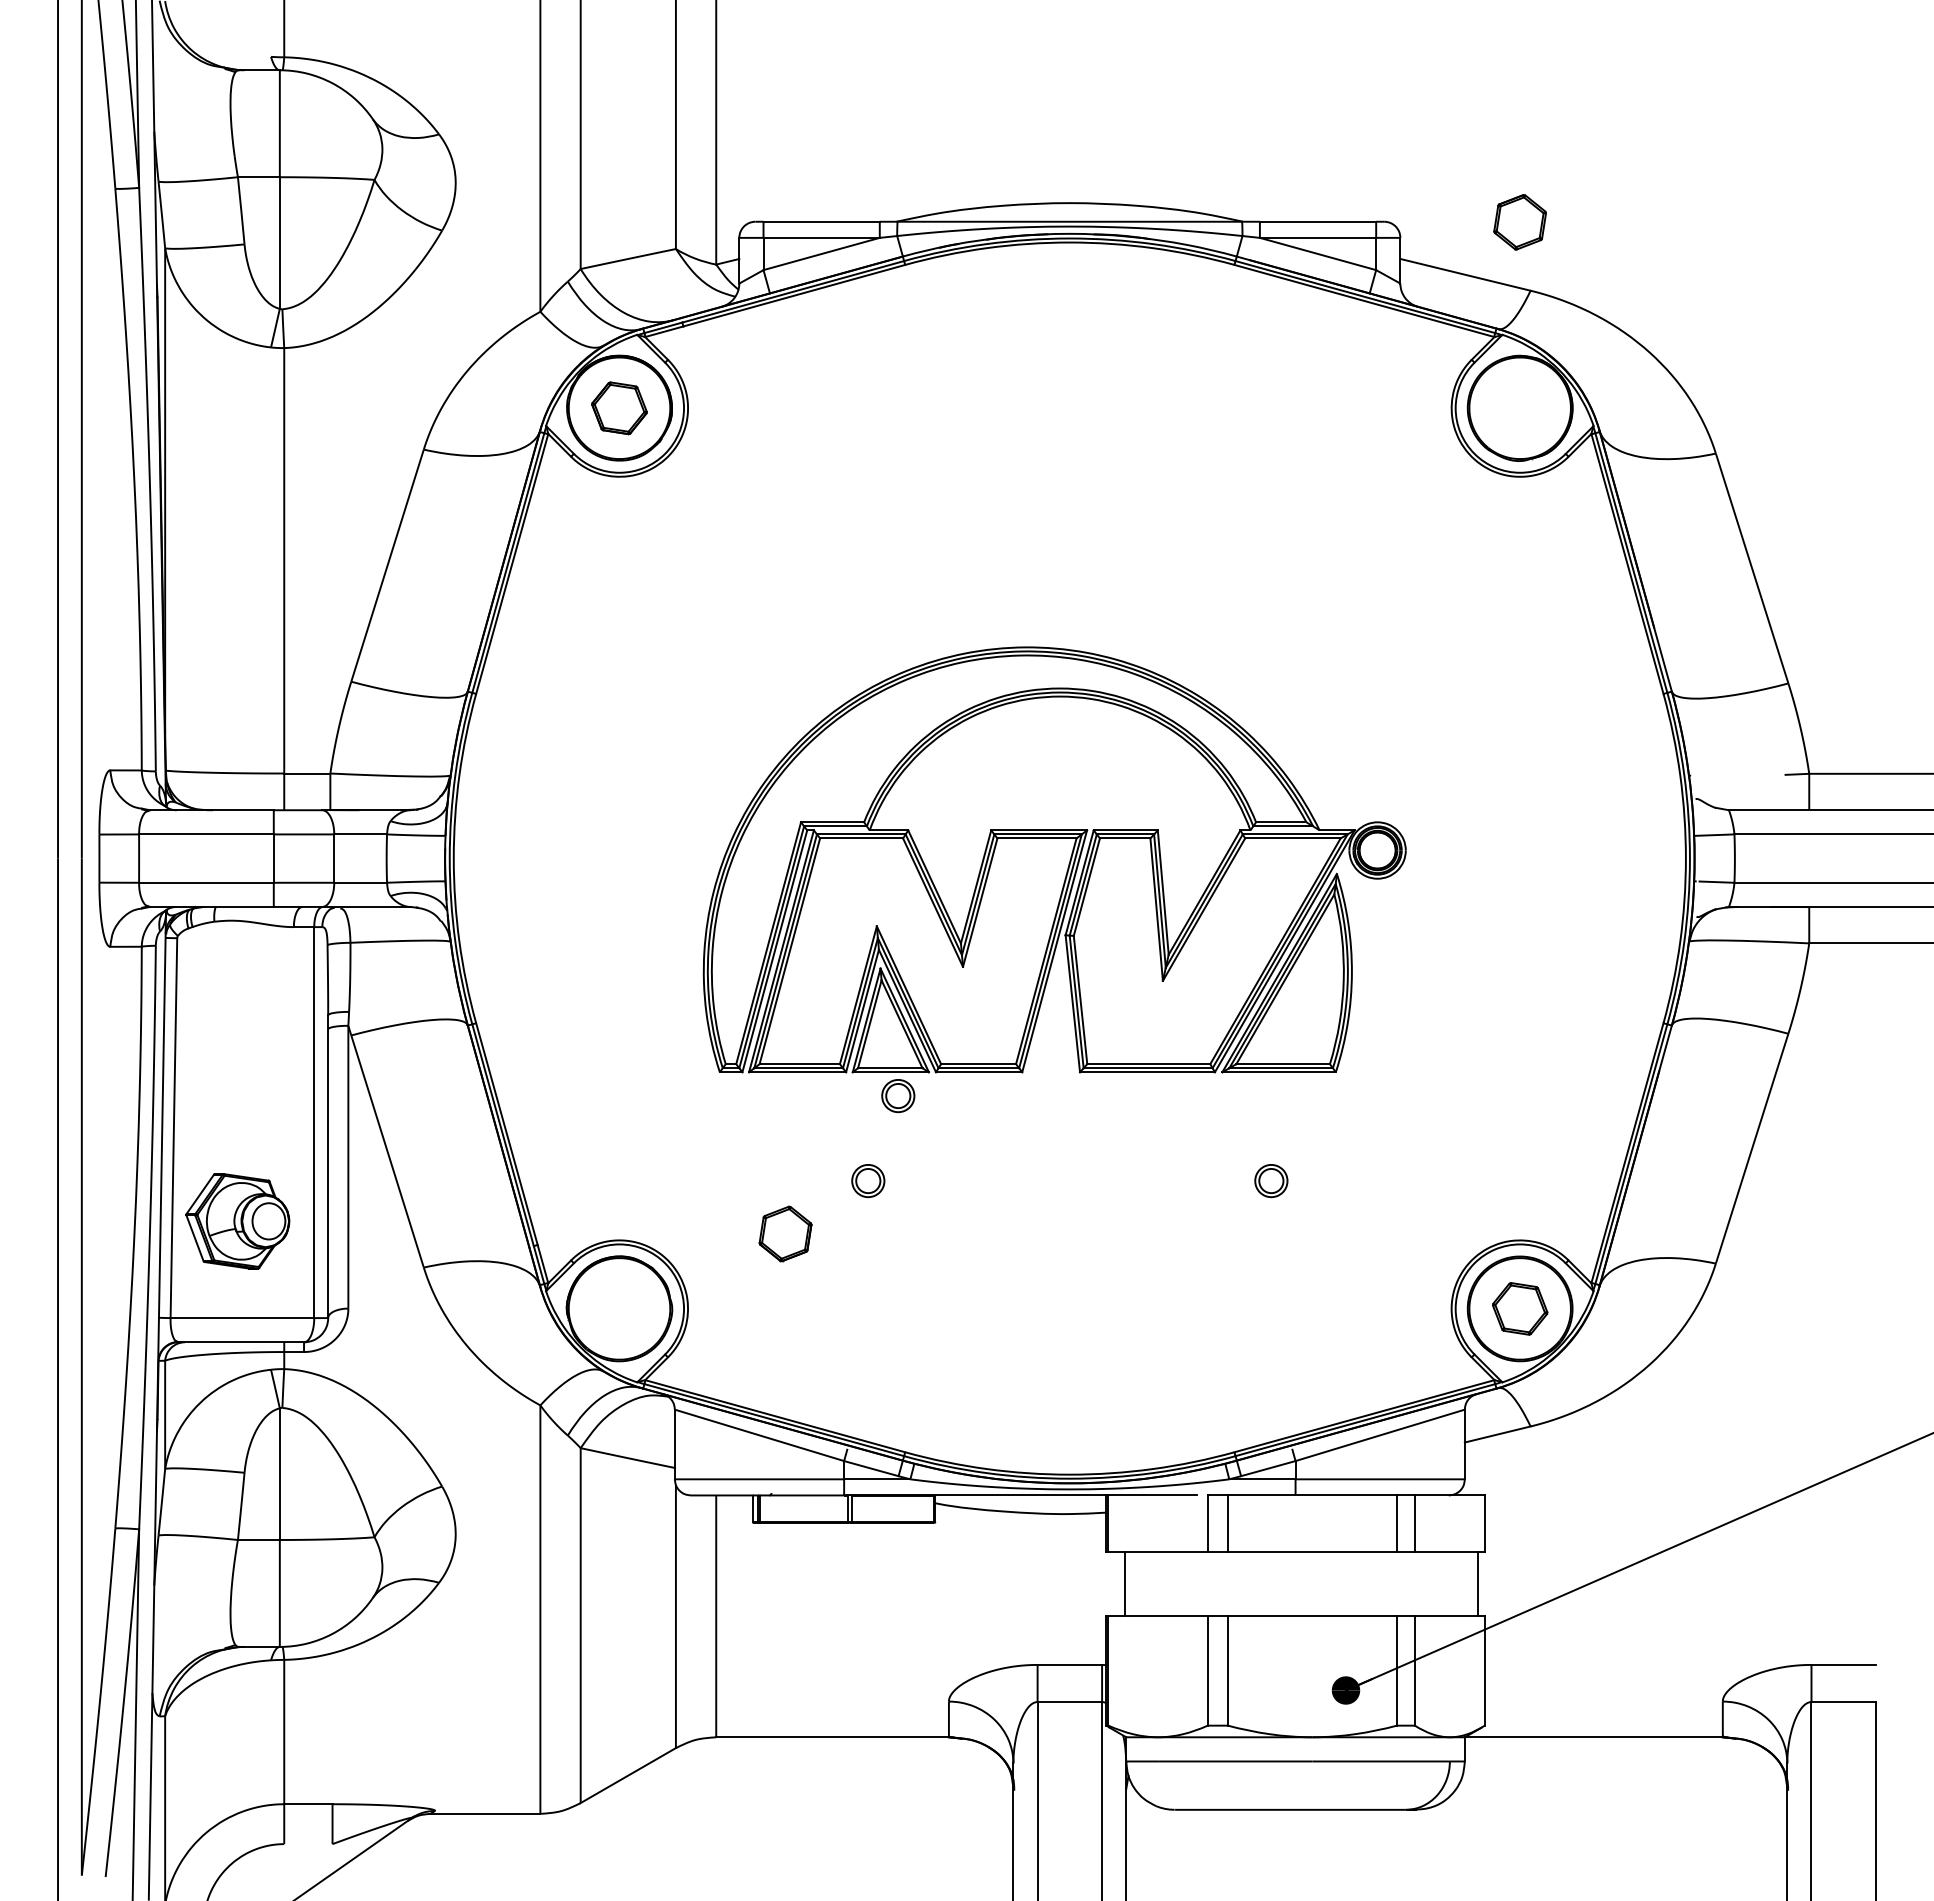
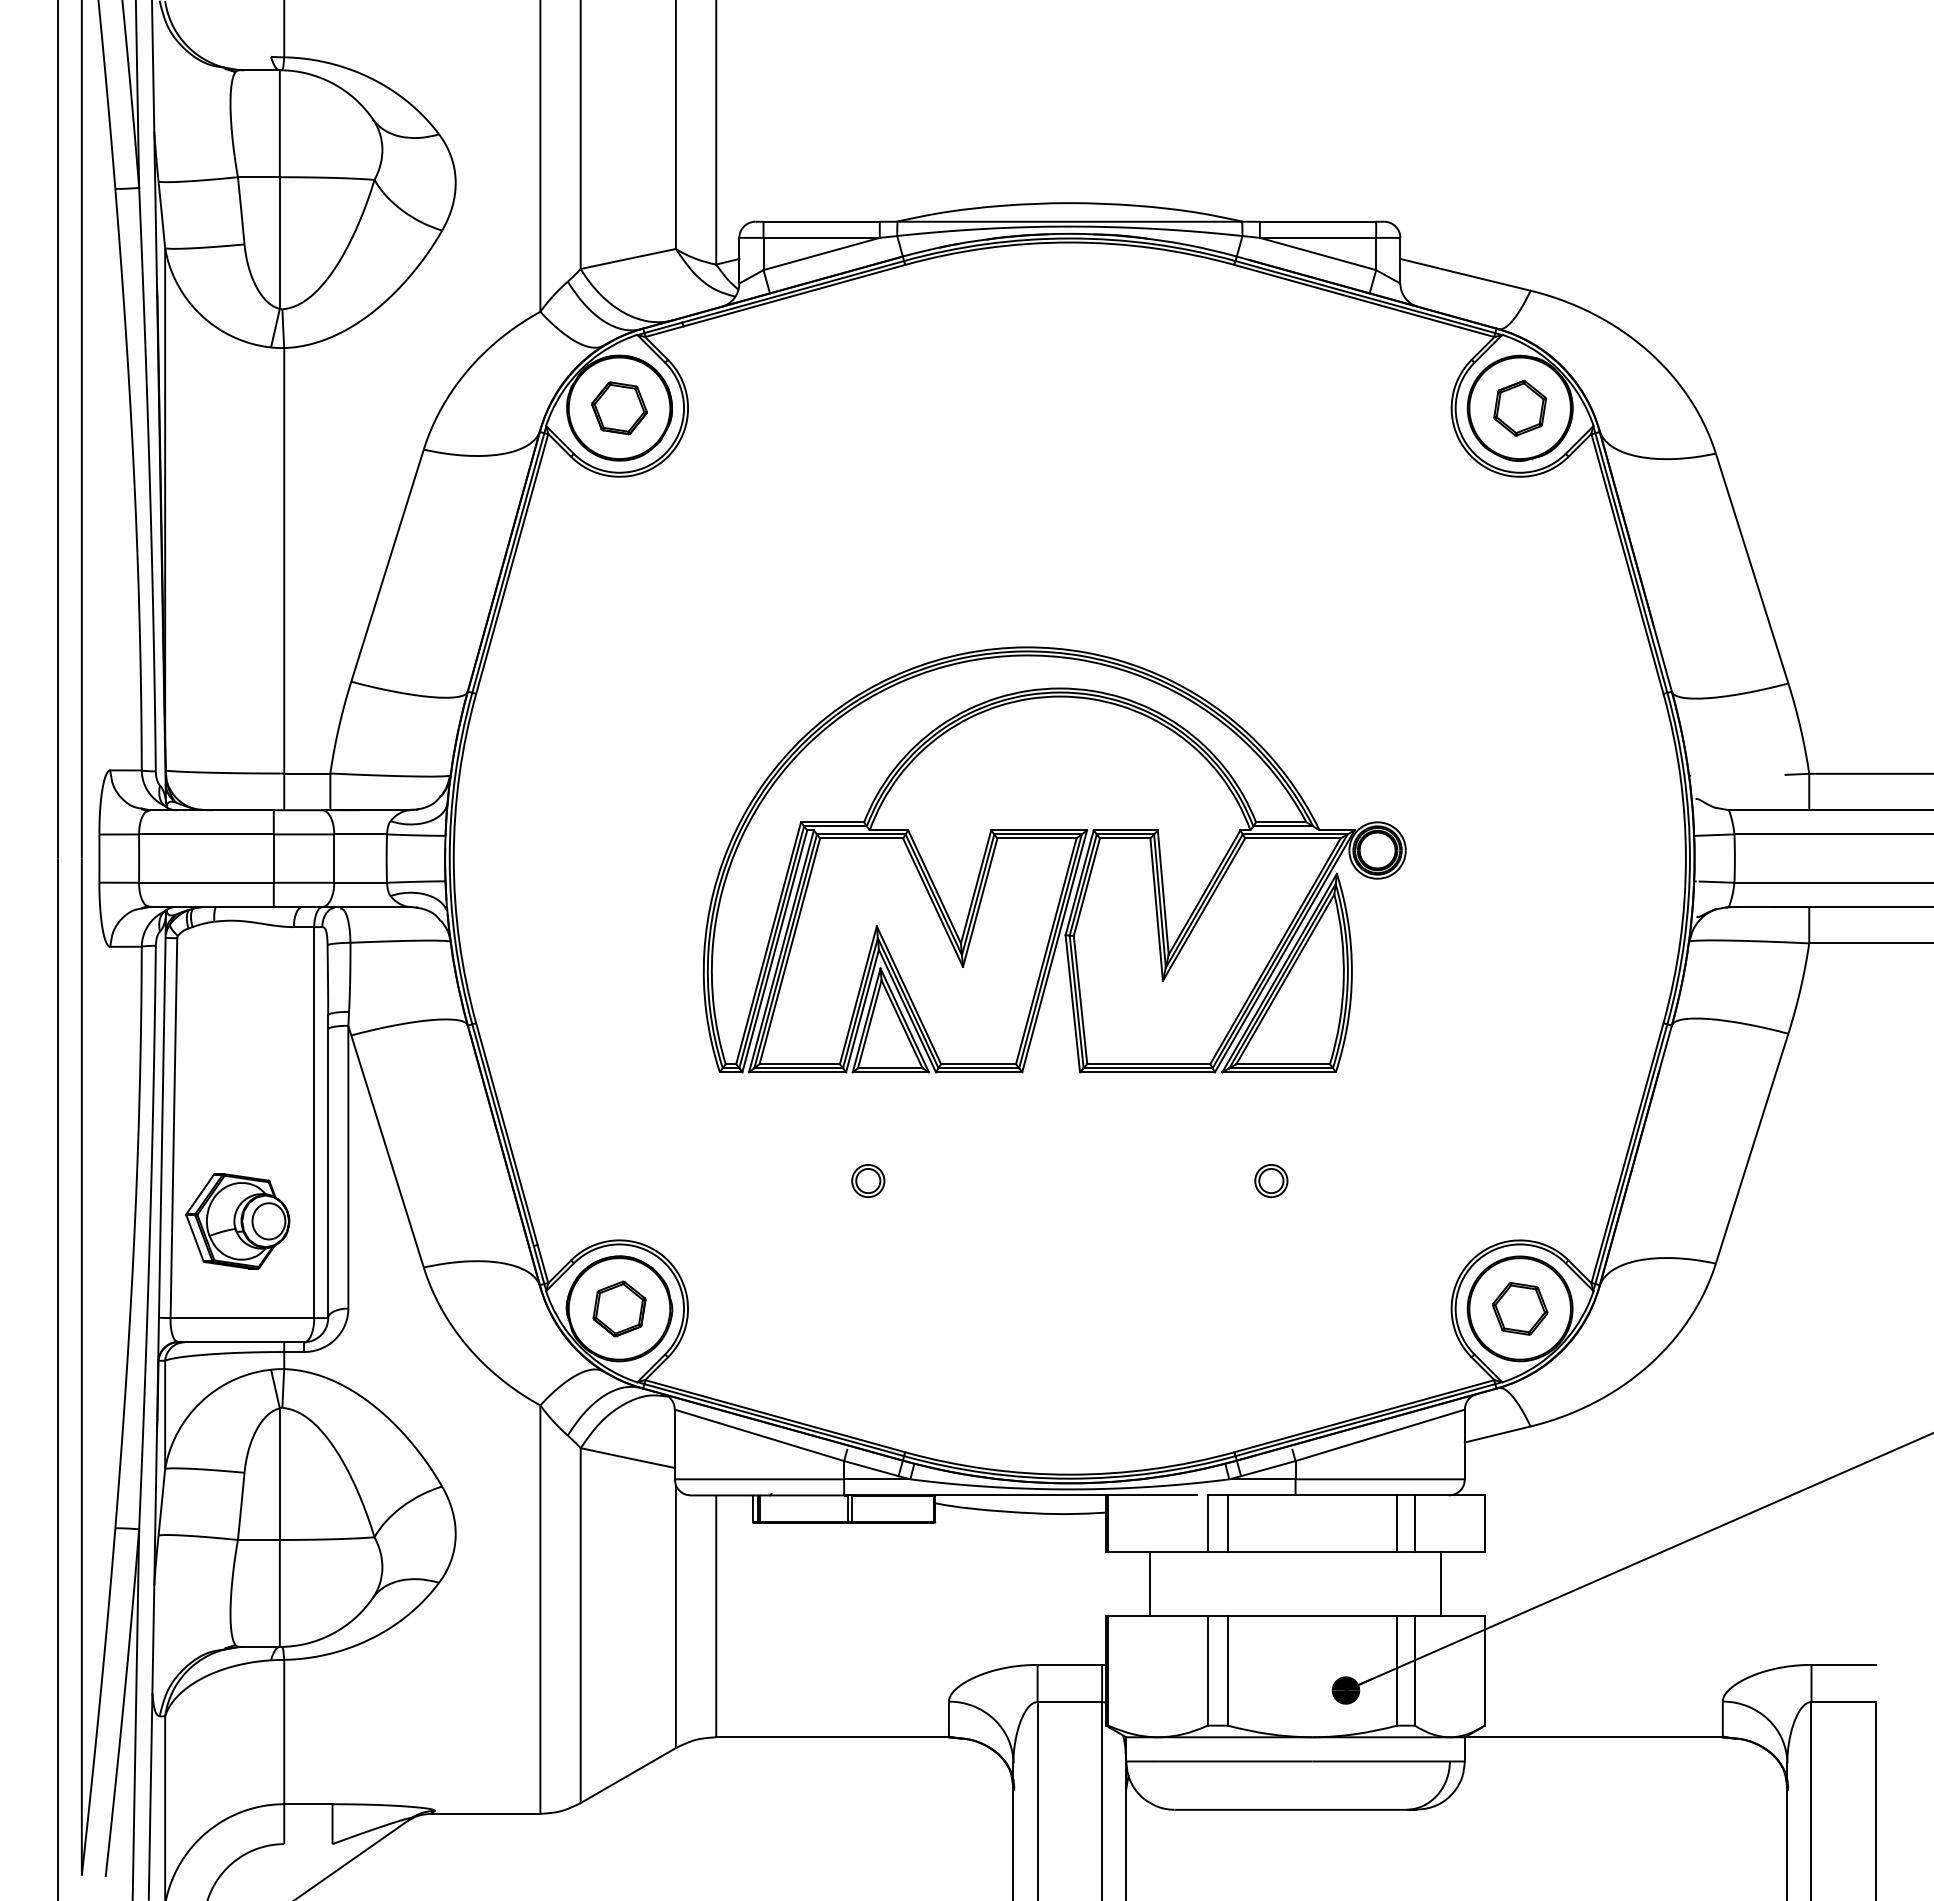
part position: (1519, 222) -> (1519, 408) (1519, 408)
part: present -> none (898, 1096)
part position: (785, 1233) -> (619, 1308) (619, 1308)
line position: (1125, 1583) -> (1150, 1583) (1150, 1583)
line position: (1477, 1583) -> (1440, 1583) (1440, 1583)
